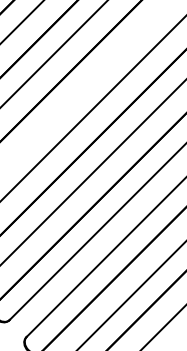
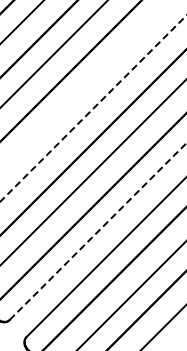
line: solid -> dashed (93, 108)
line: solid -> dashed (98, 231)
